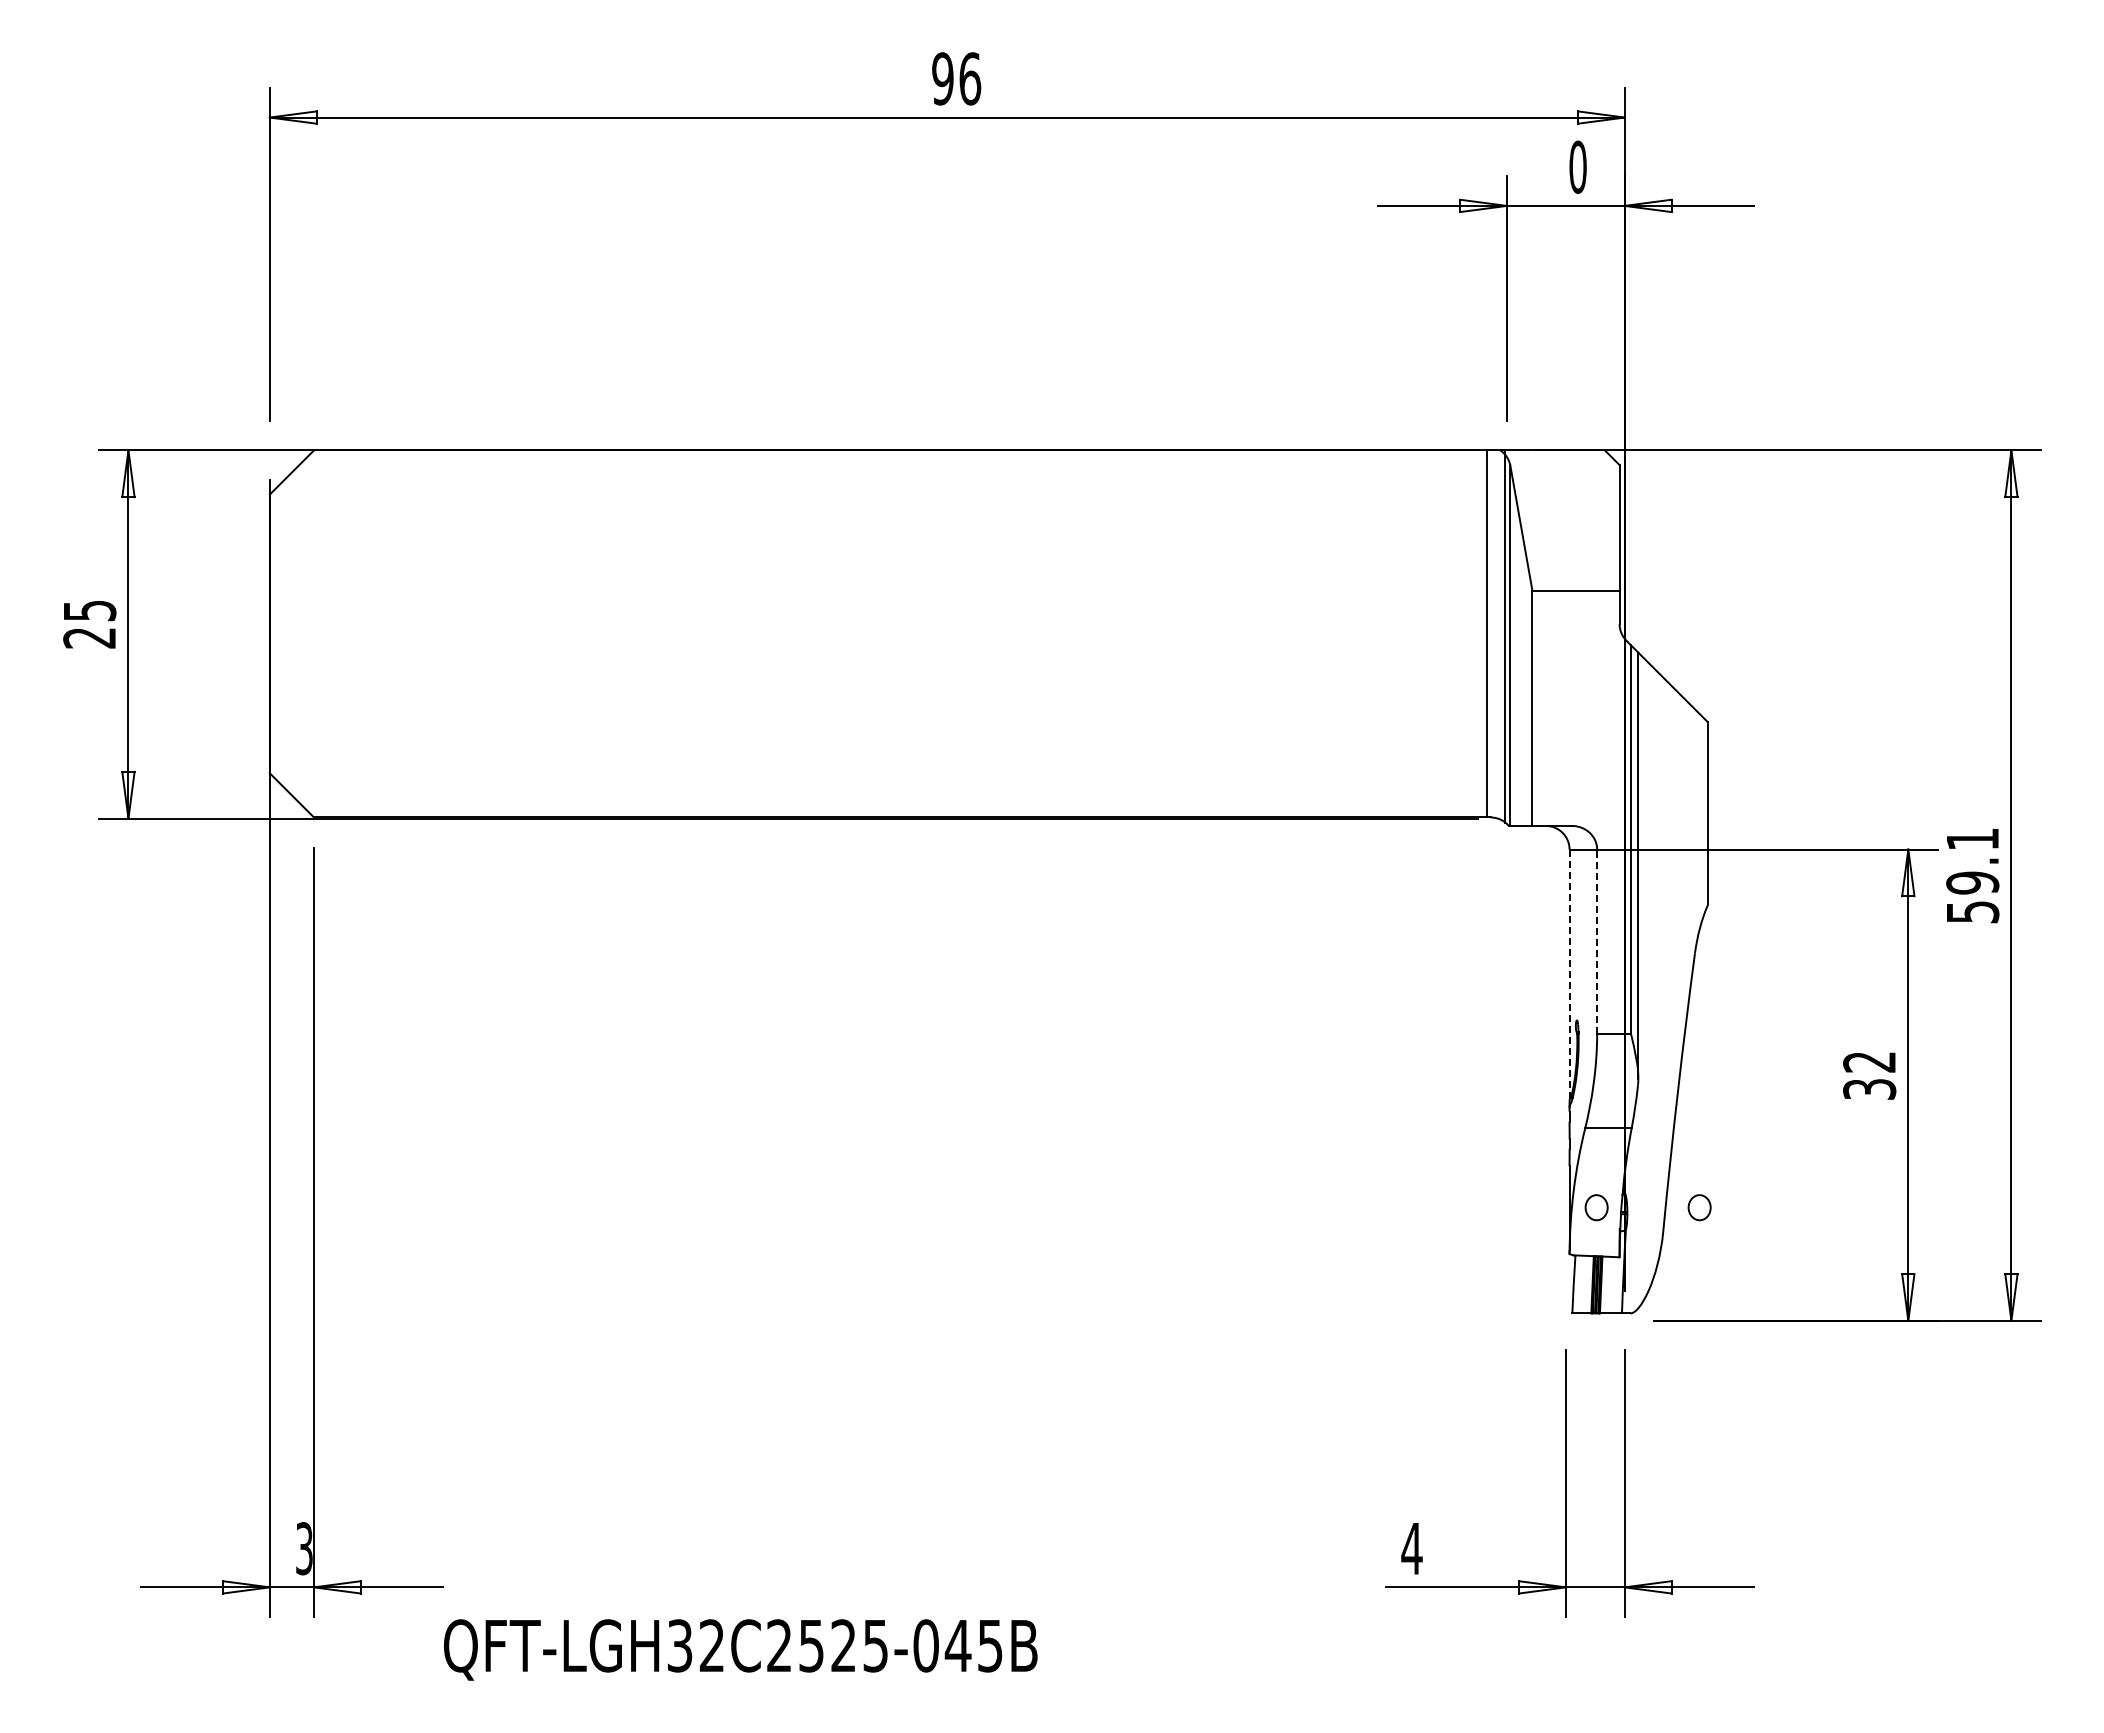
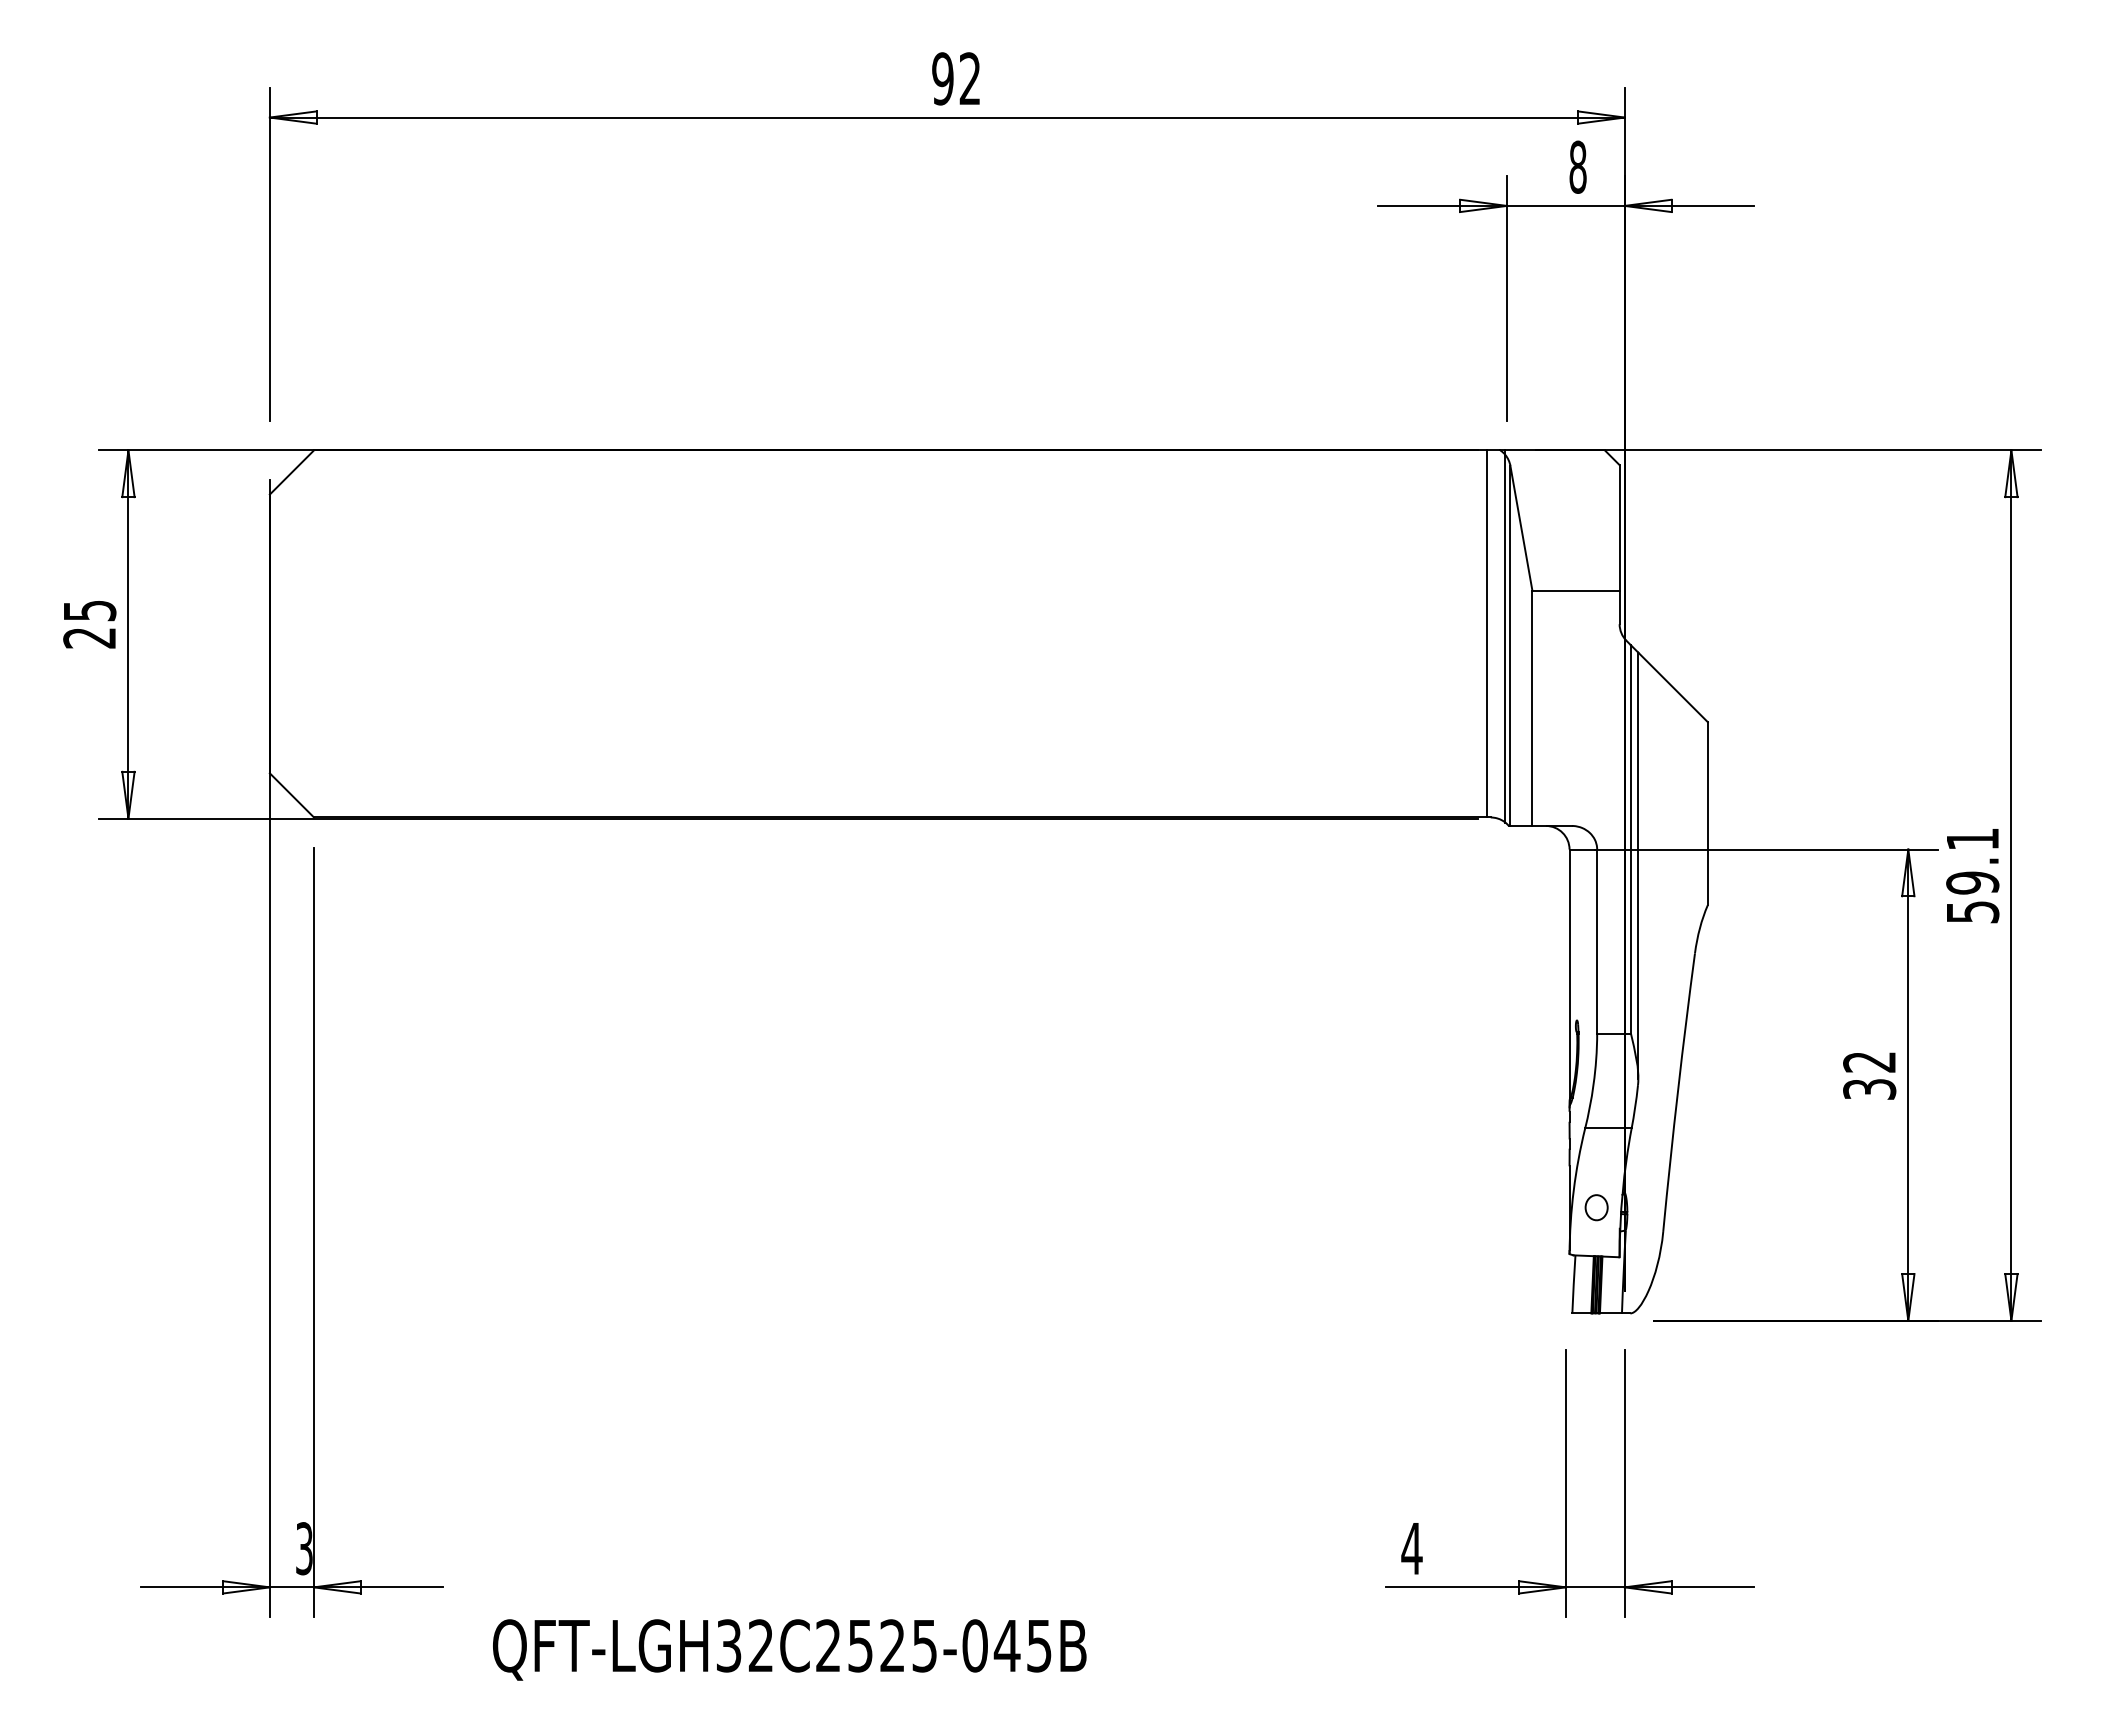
text: 96 -> 92 (970, 78)
text: 0 -> 8 (1577, 166)
line: dashed -> solid (1597, 941)
line: dashed -> solid (1569, 977)
part: present -> none (1699, 1207)
text position: (740, 1649) -> (789, 1649) (789, 1649)
